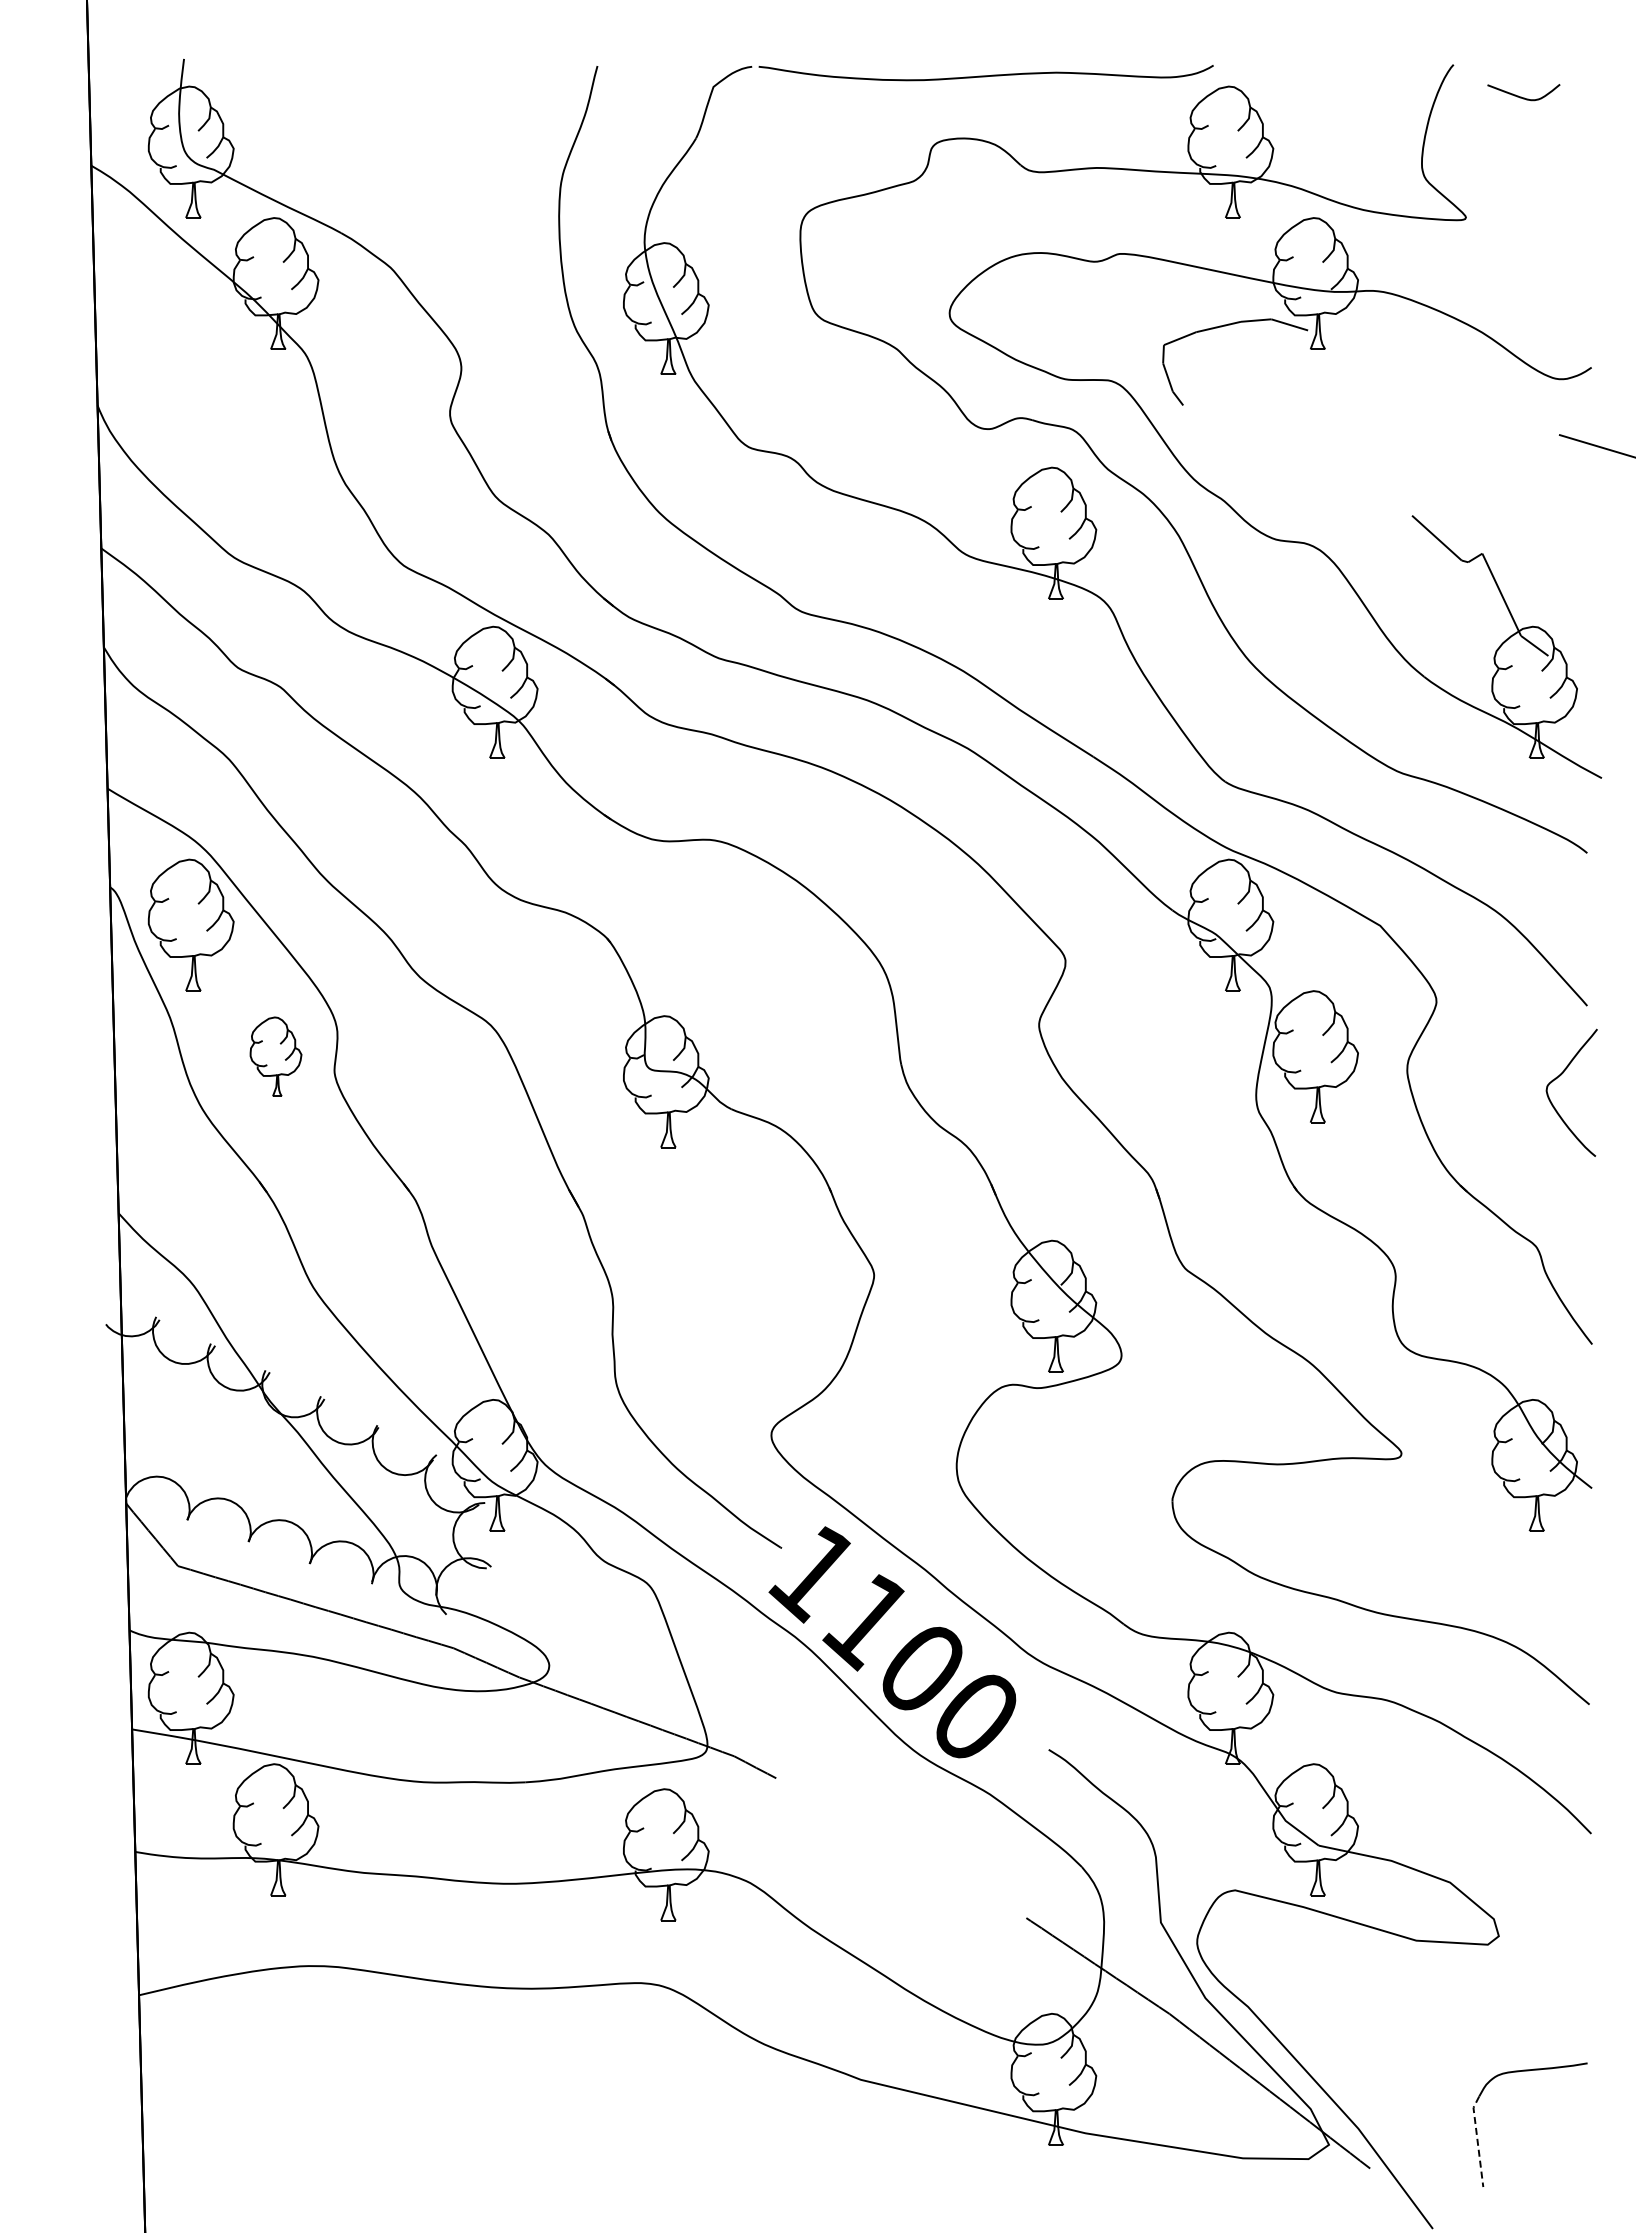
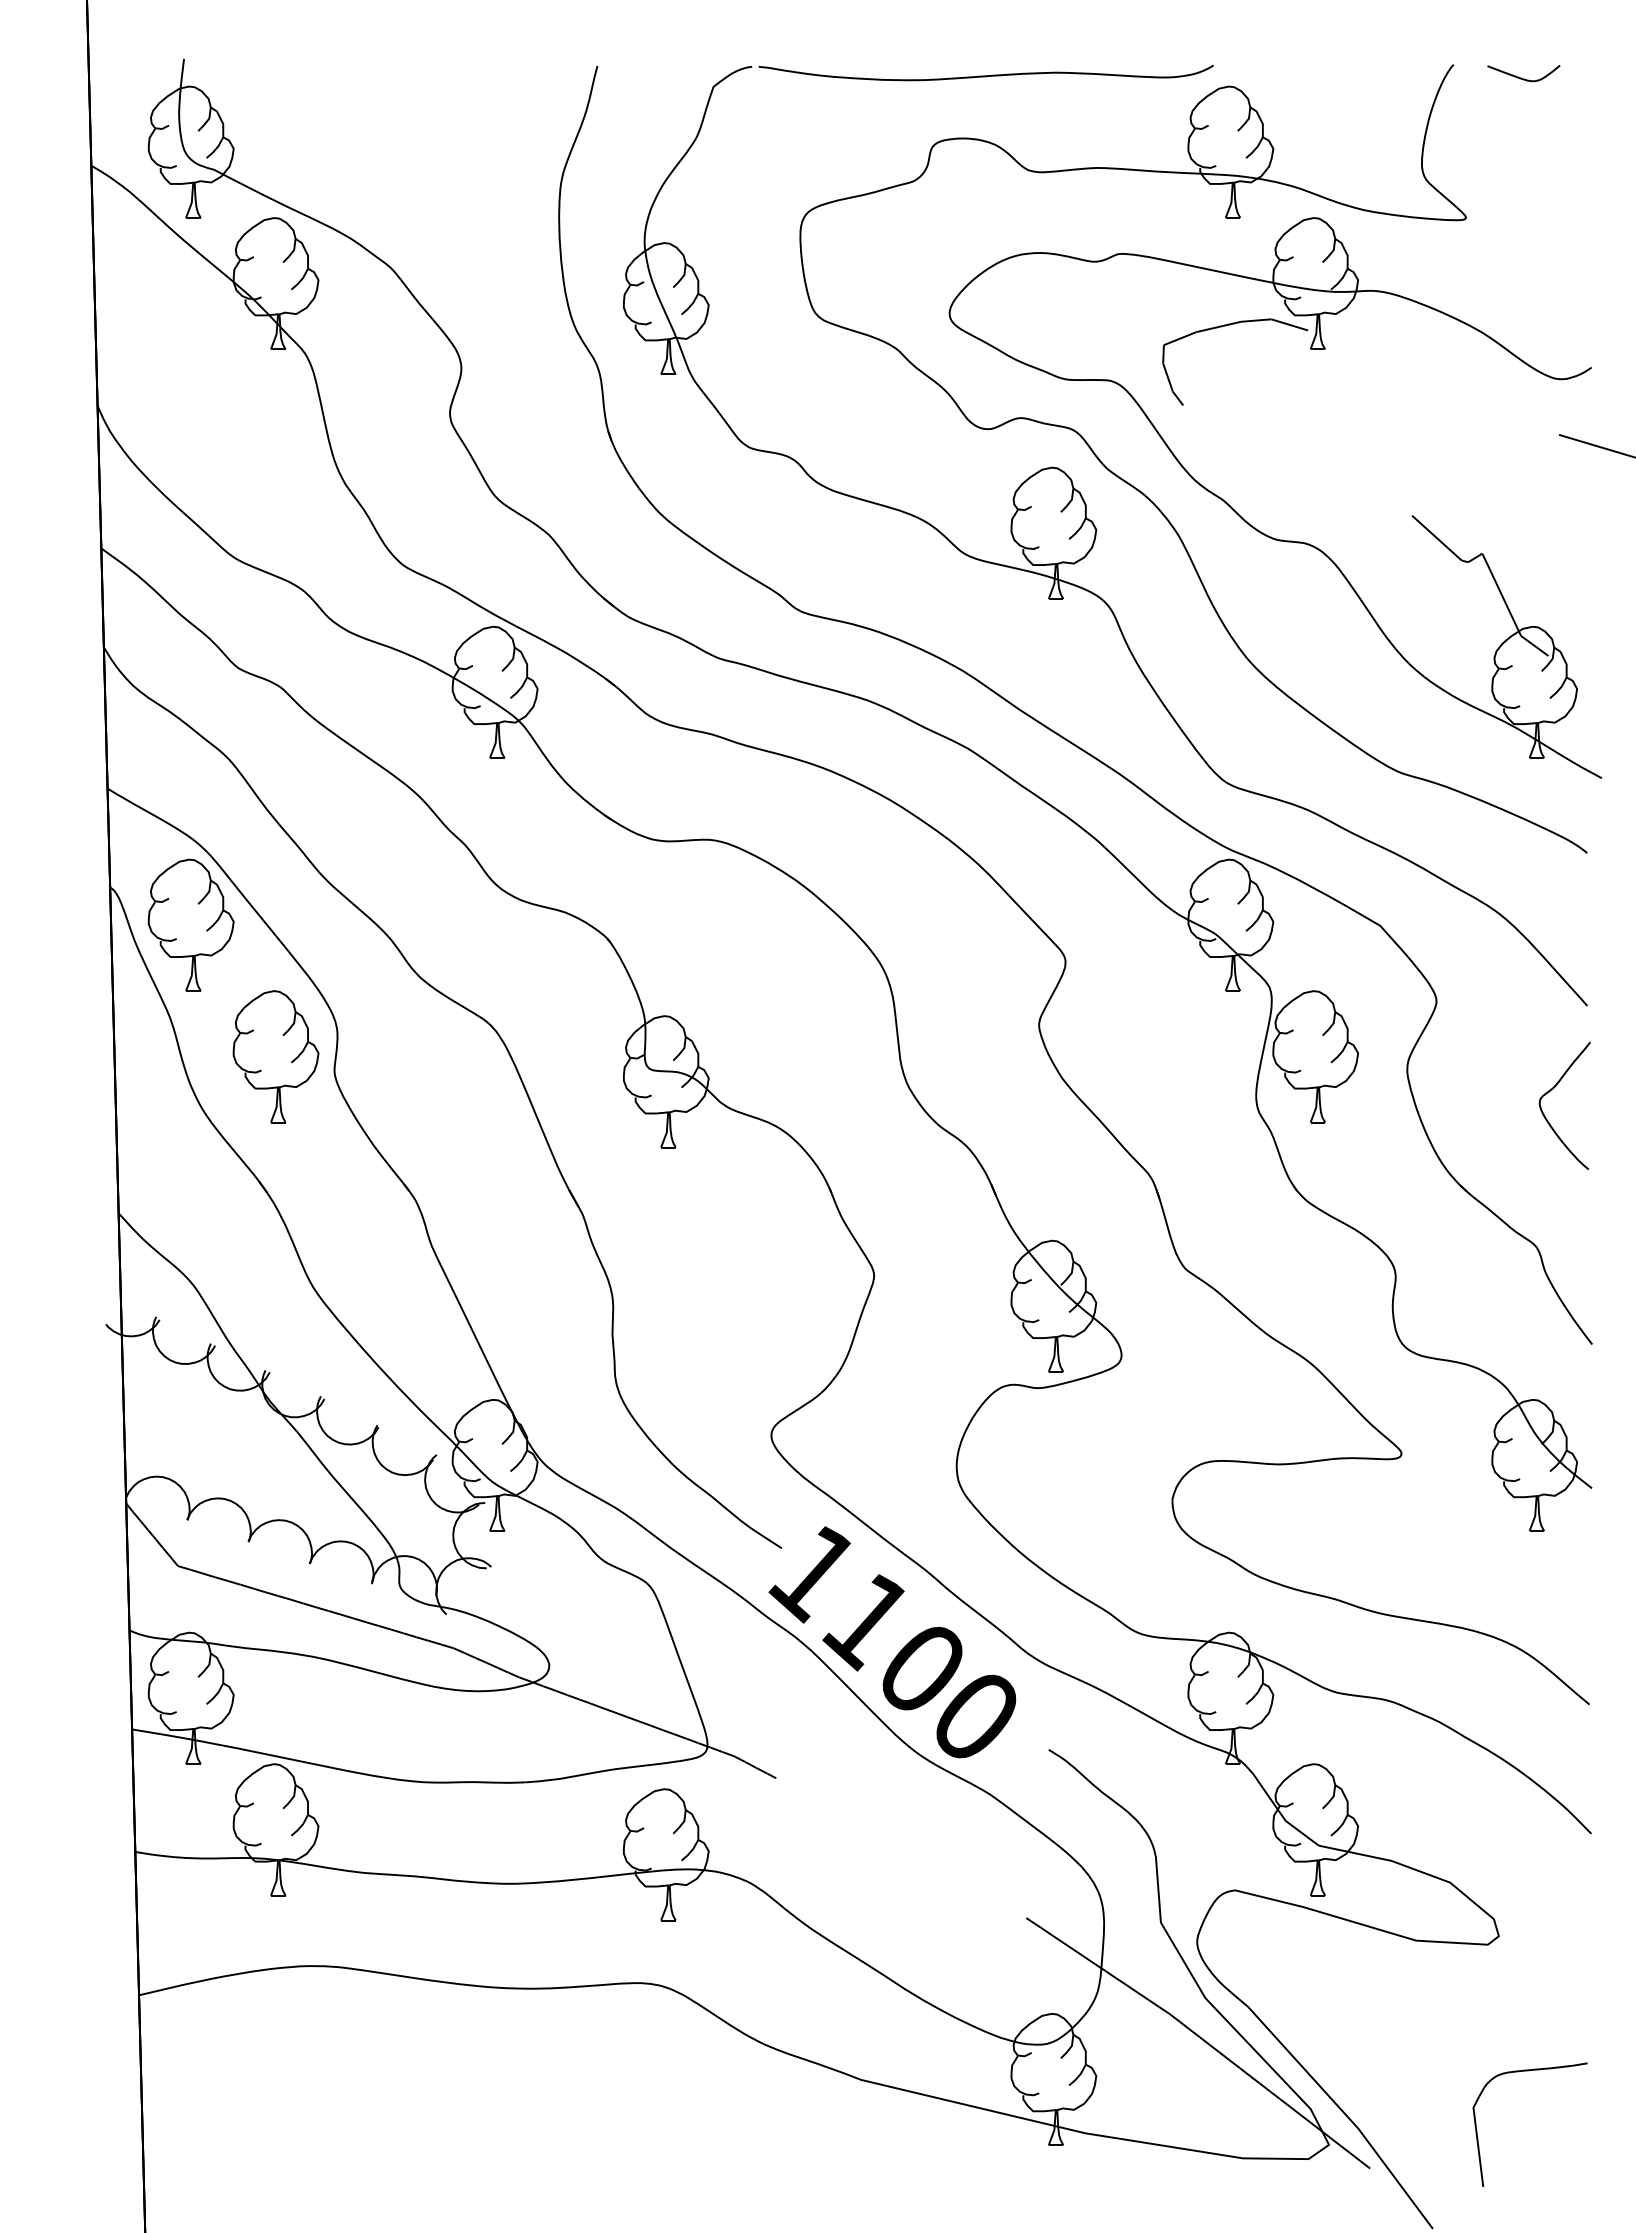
curve position: (1521, 96) -> (1521, 77) (1521, 77)
part size: 54x81 px -> 88x134 px (275, 1056)
curve position: (1560, 1076) -> (1553, 1089) (1553, 1089)
line: dashed -> solid (1477, 2140)
